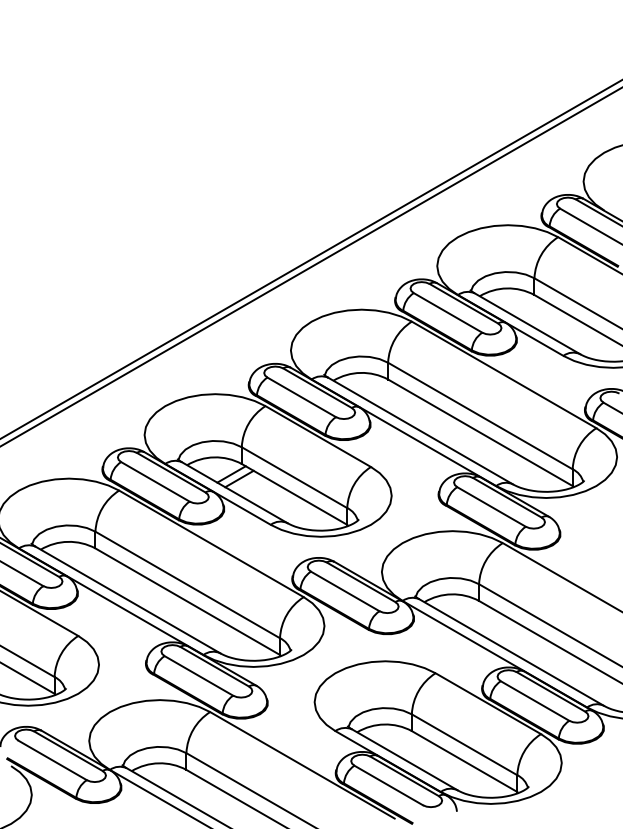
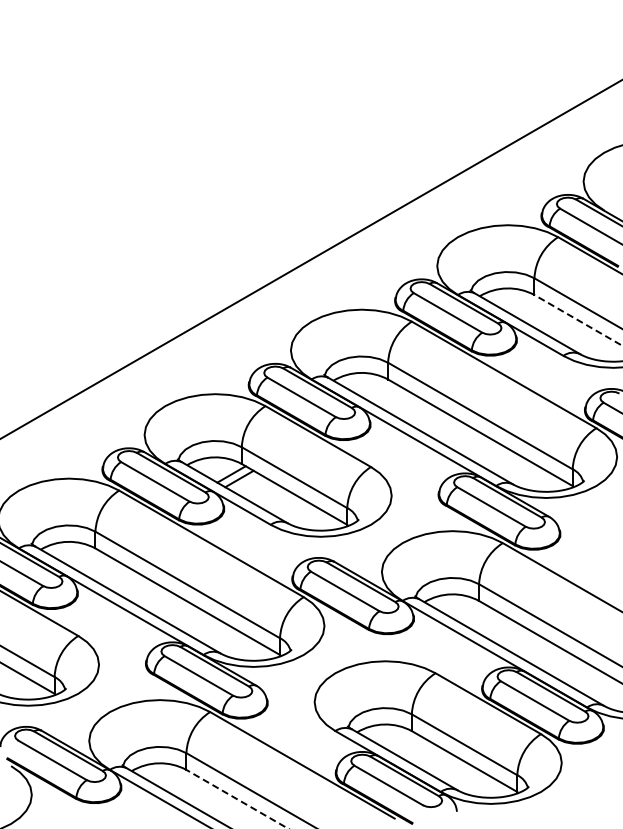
line: present -> none (310, 267)
line: solid -> dashed (578, 320)
line: solid -> dashed (237, 799)
